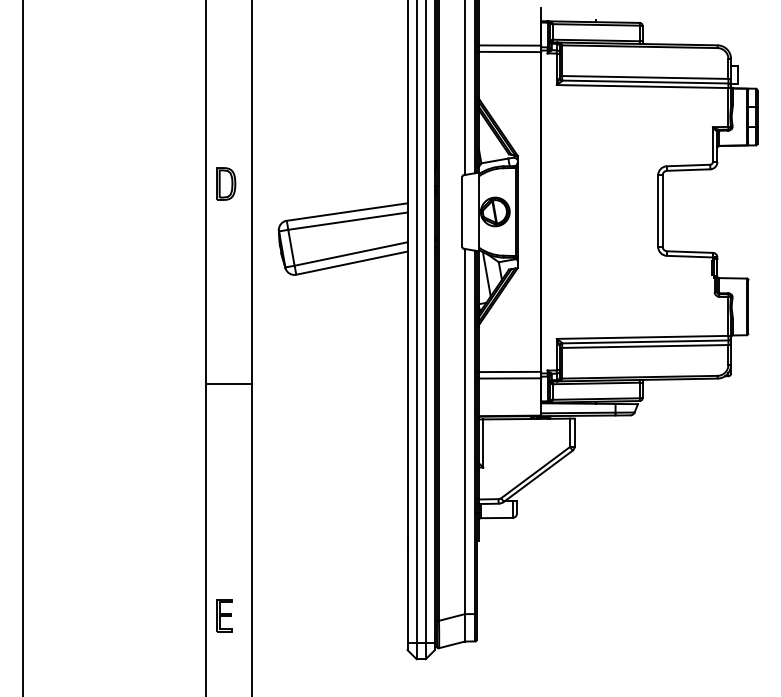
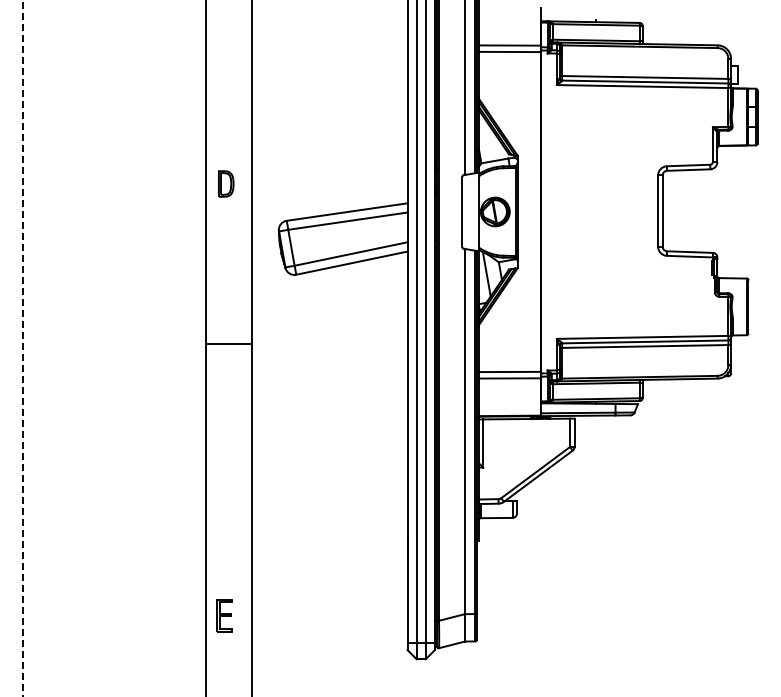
part size: 21x34 px -> 17x28 px (226, 183)
line: solid -> dashed (23, 348)
line position: (228, 383) -> (228, 343) (228, 343)
